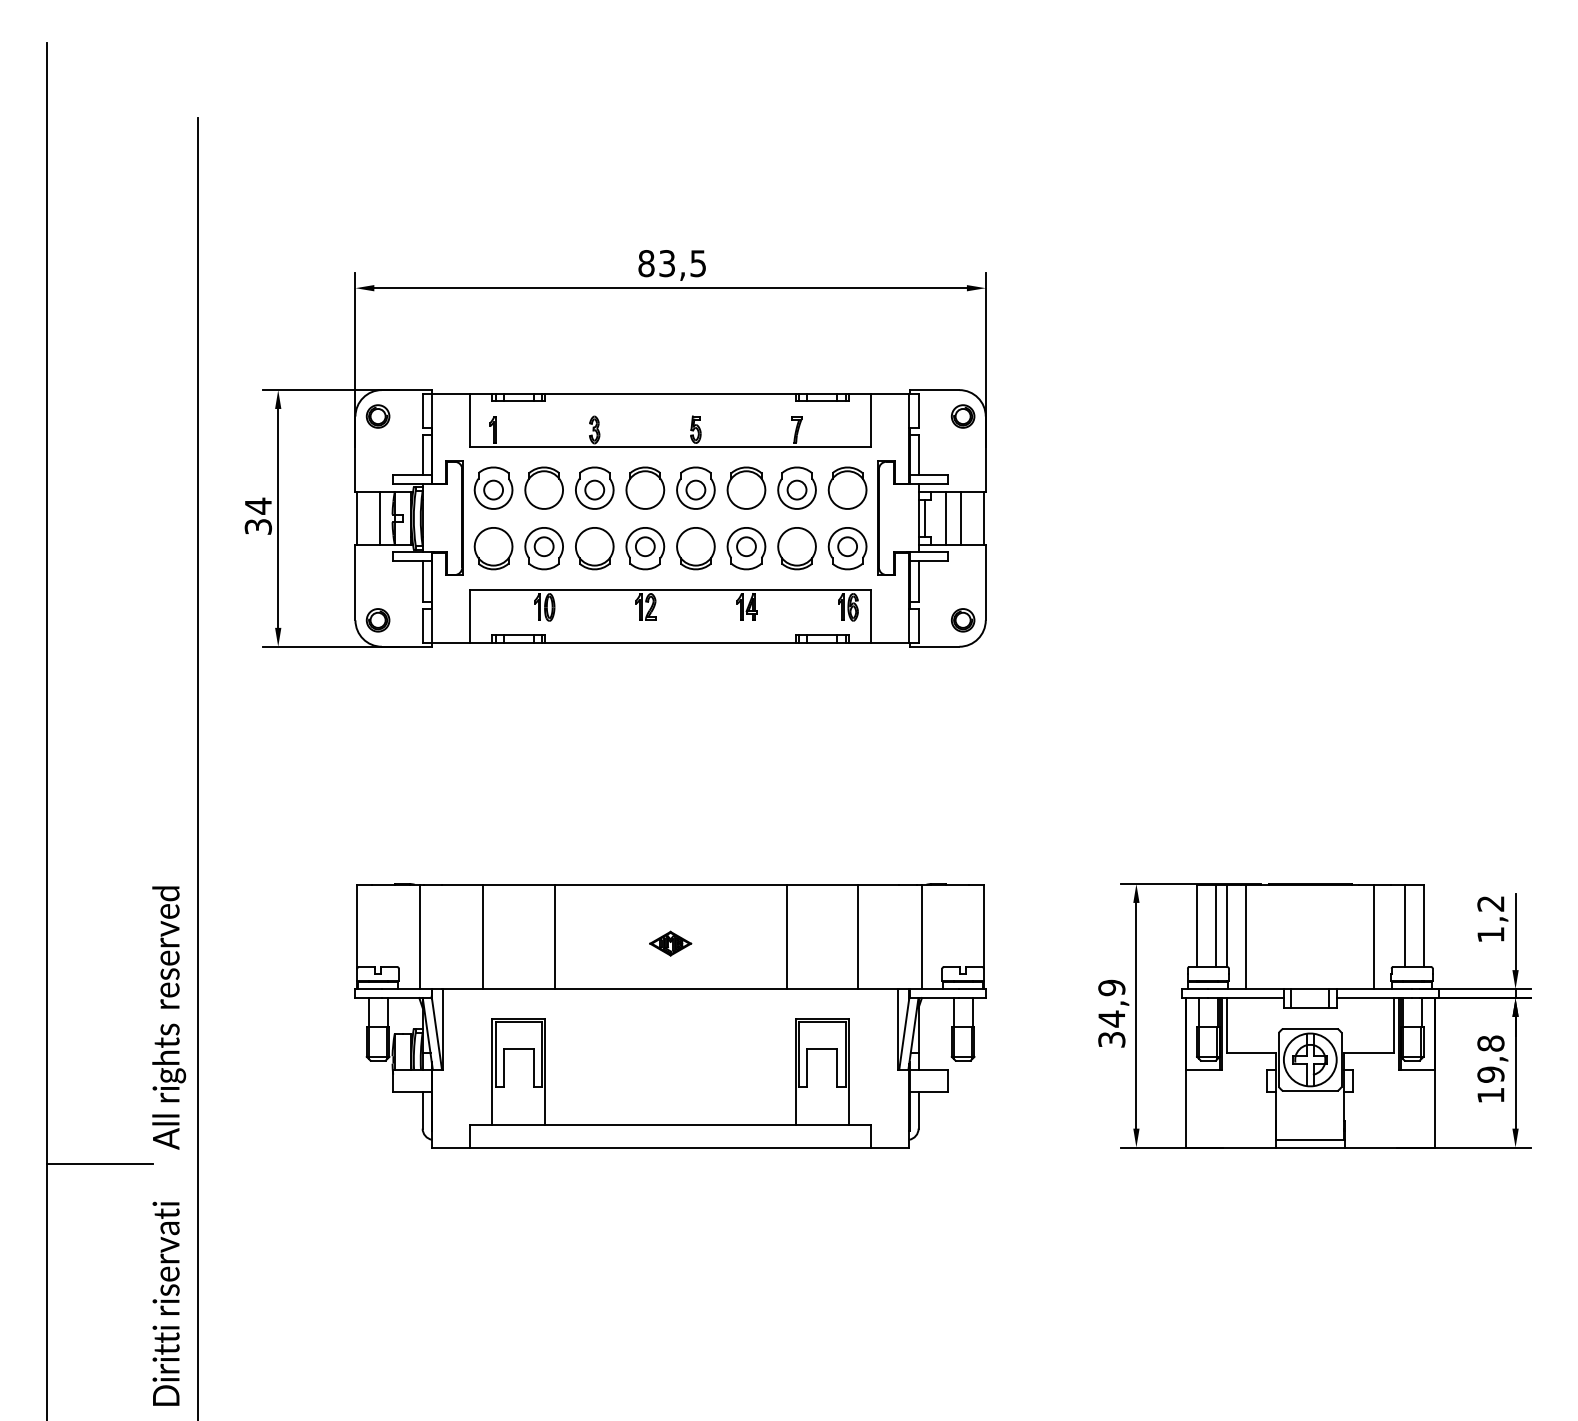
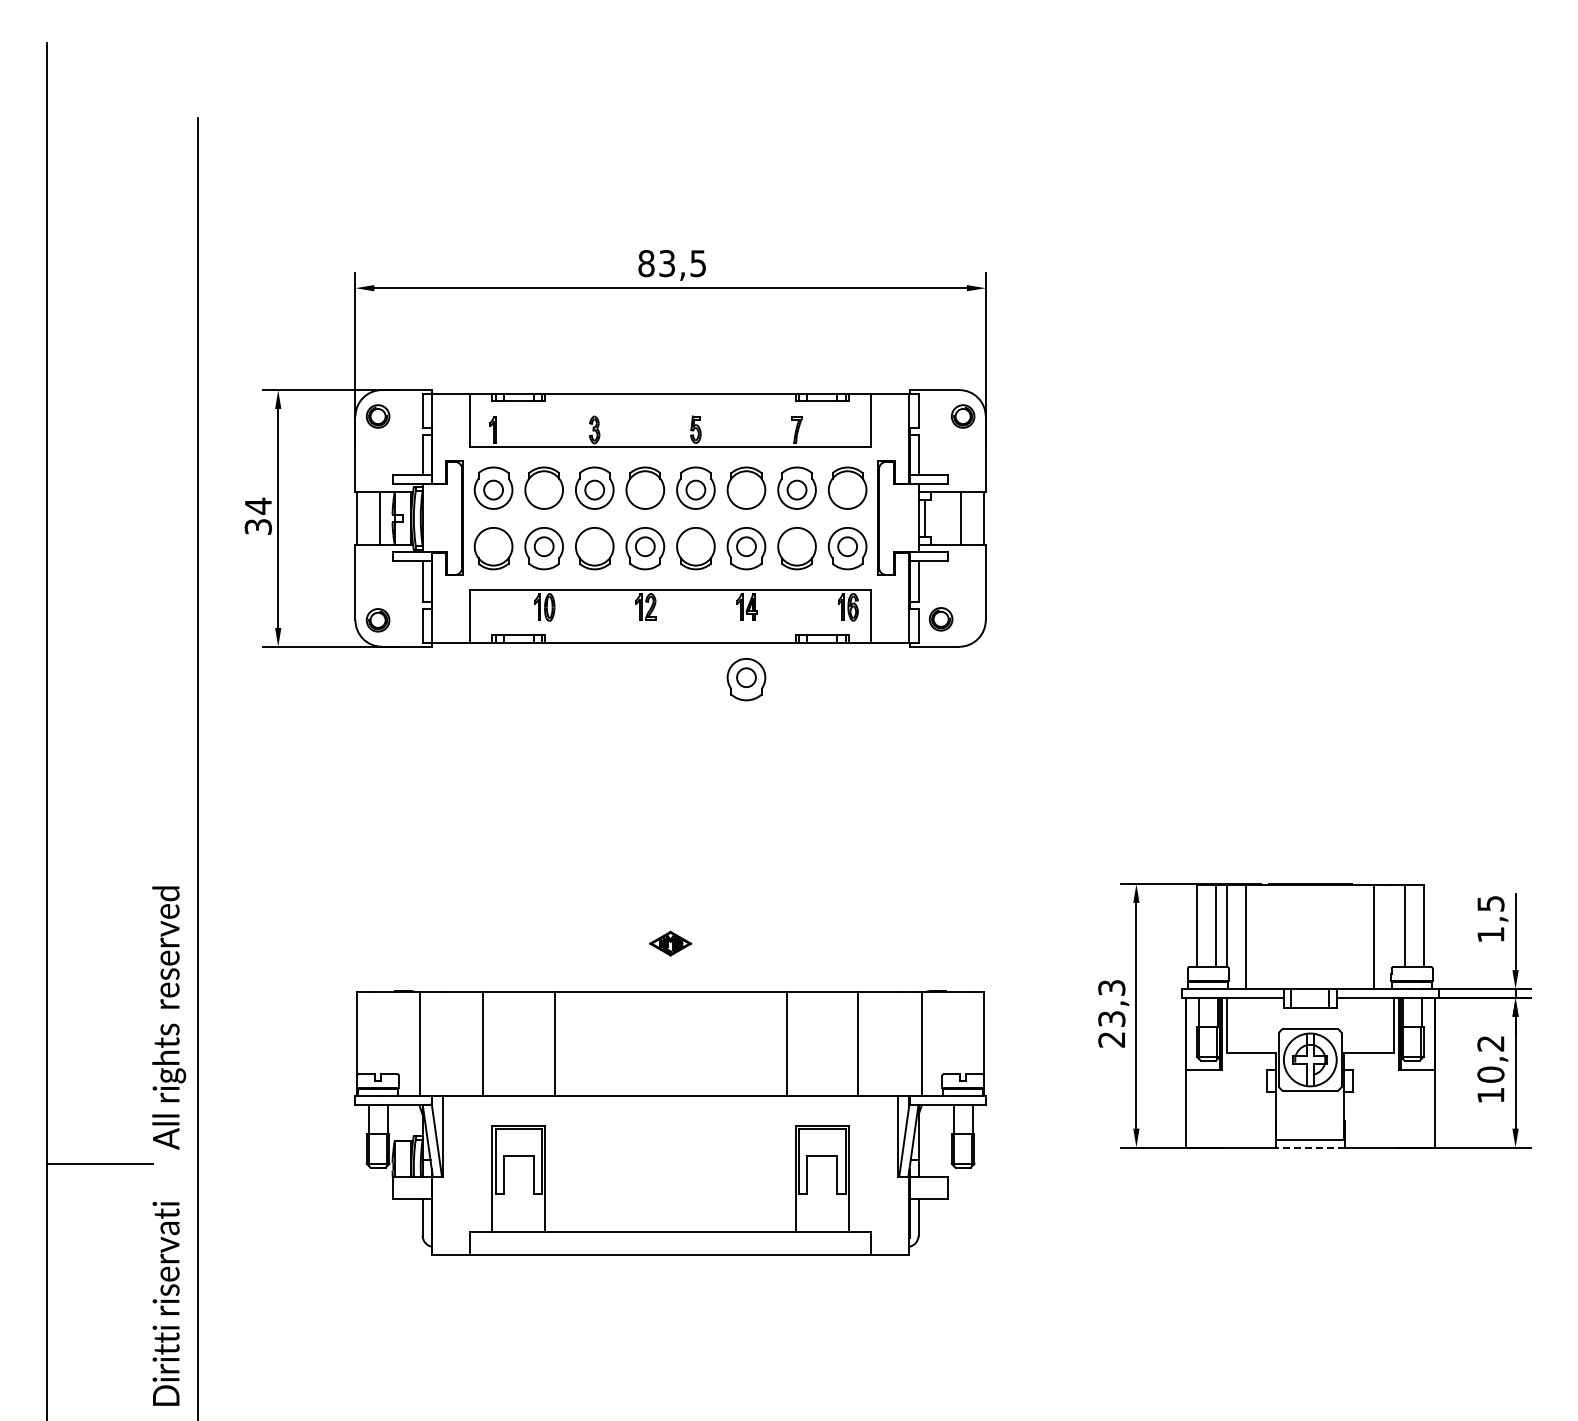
line: present -> none (946, 518)
part position: (962, 620) -> (940, 619) (940, 619)
part: none -> present (746, 679)
text: 1,2 -> 1,5 (1490, 903)
text: 34,9 -> 23,3 (1111, 1013)
part position: (670, 1015) -> (670, 1122) (670, 1122)
text: 19,8 -> 10,2 (1490, 1058)
line: solid -> dashed (1309, 1147)
